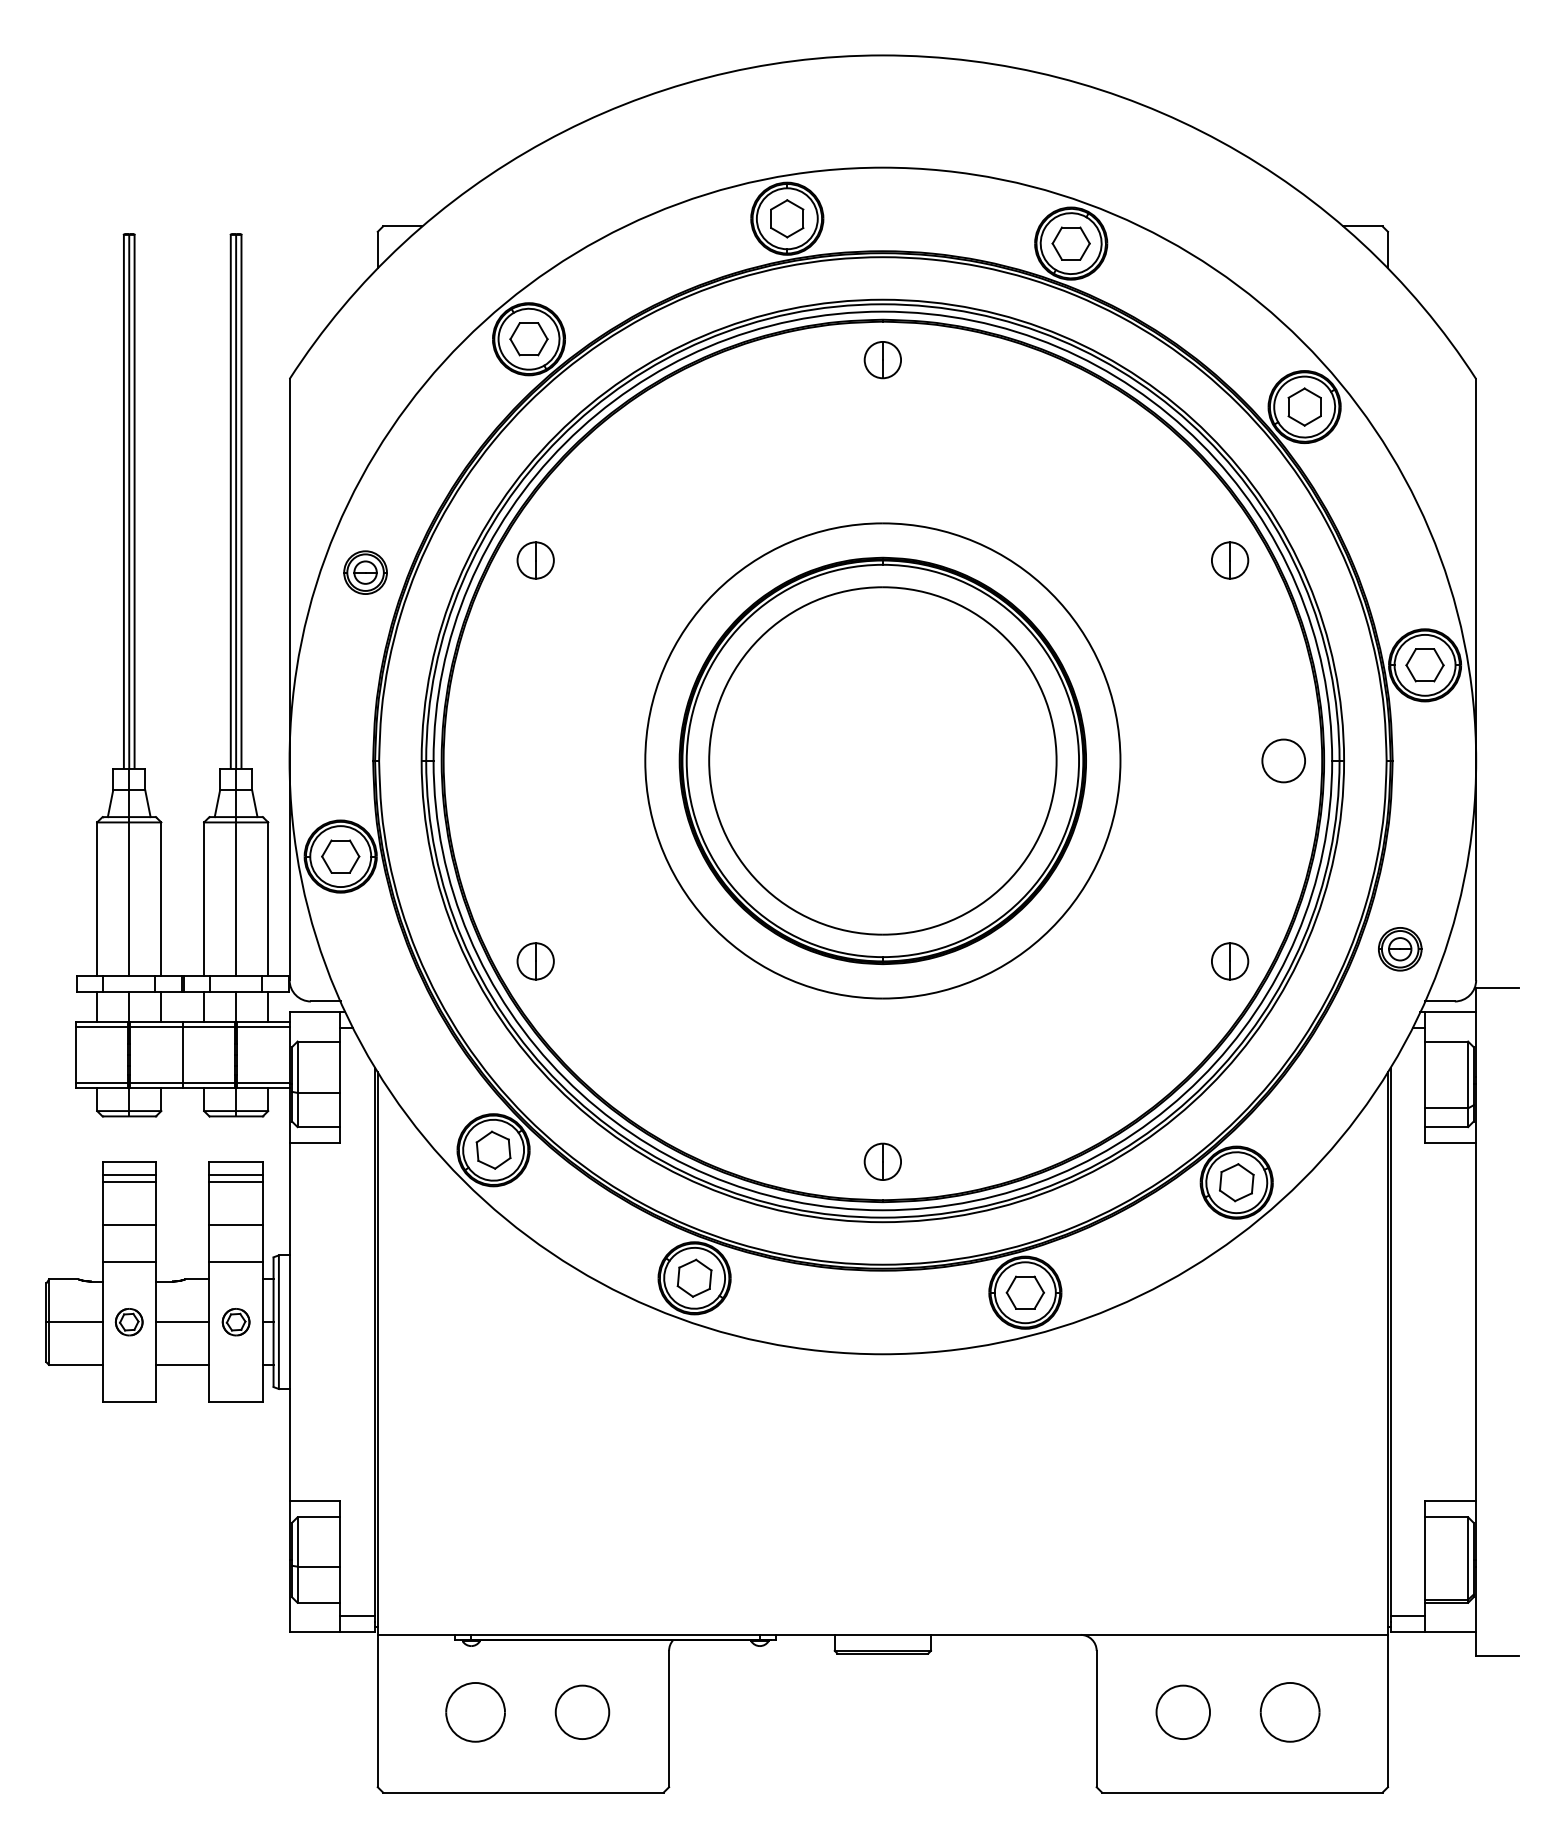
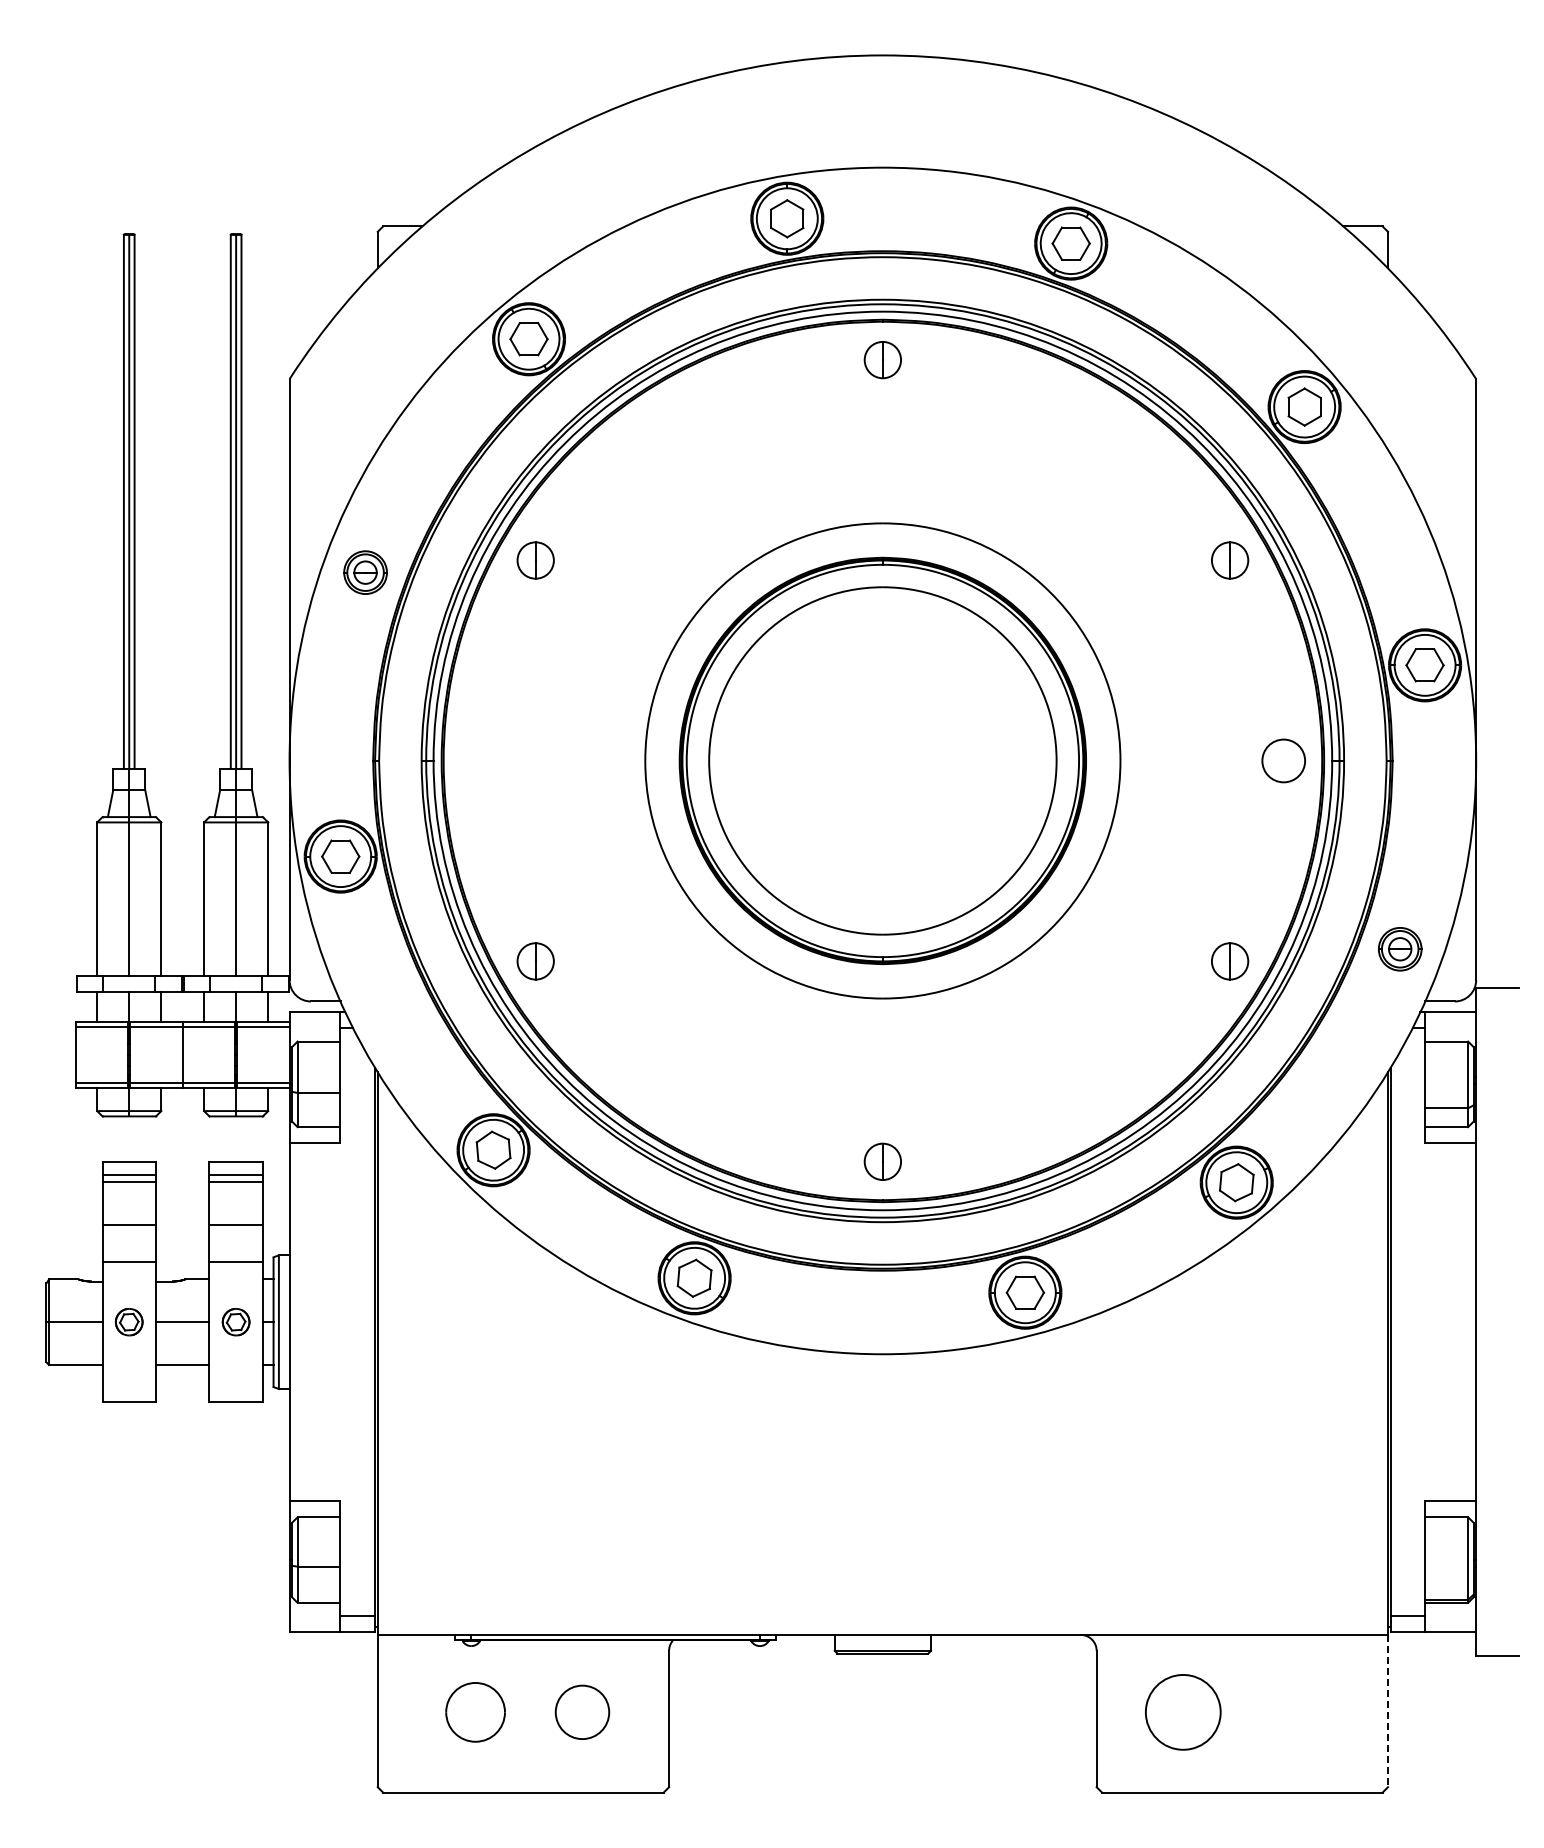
line: solid -> dashed (1387, 1711)
circle diameter: 53 px -> 75 px (1182, 1711)
part: present -> none (1289, 1712)
